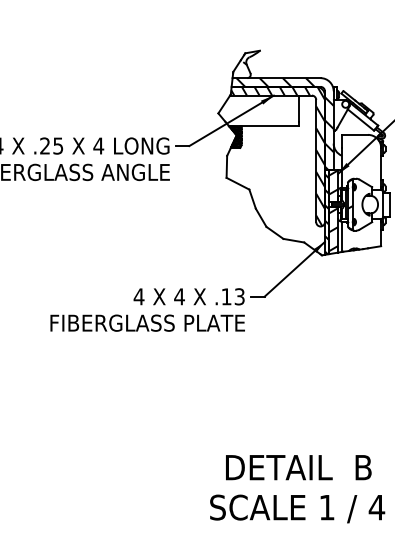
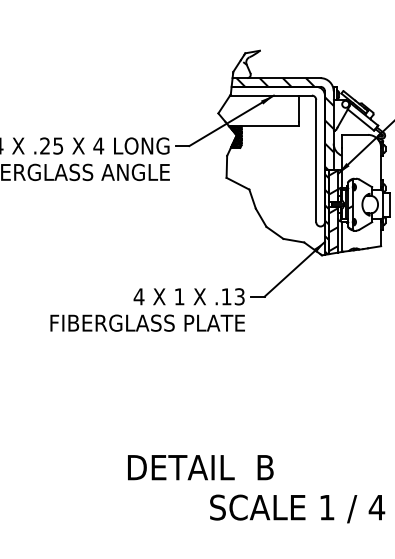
hatch: present -> none (277, 156)
text: 4 -> 1 (179, 296)
text position: (298, 467) -> (200, 467) (200, 467)
